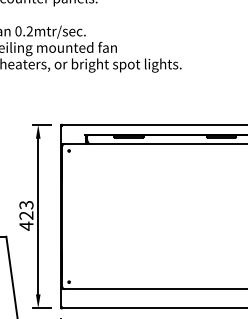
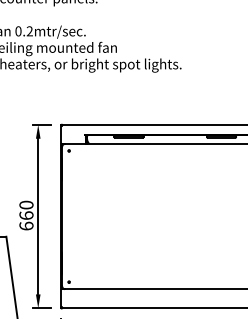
text: 423 -> 660 (26, 215)
